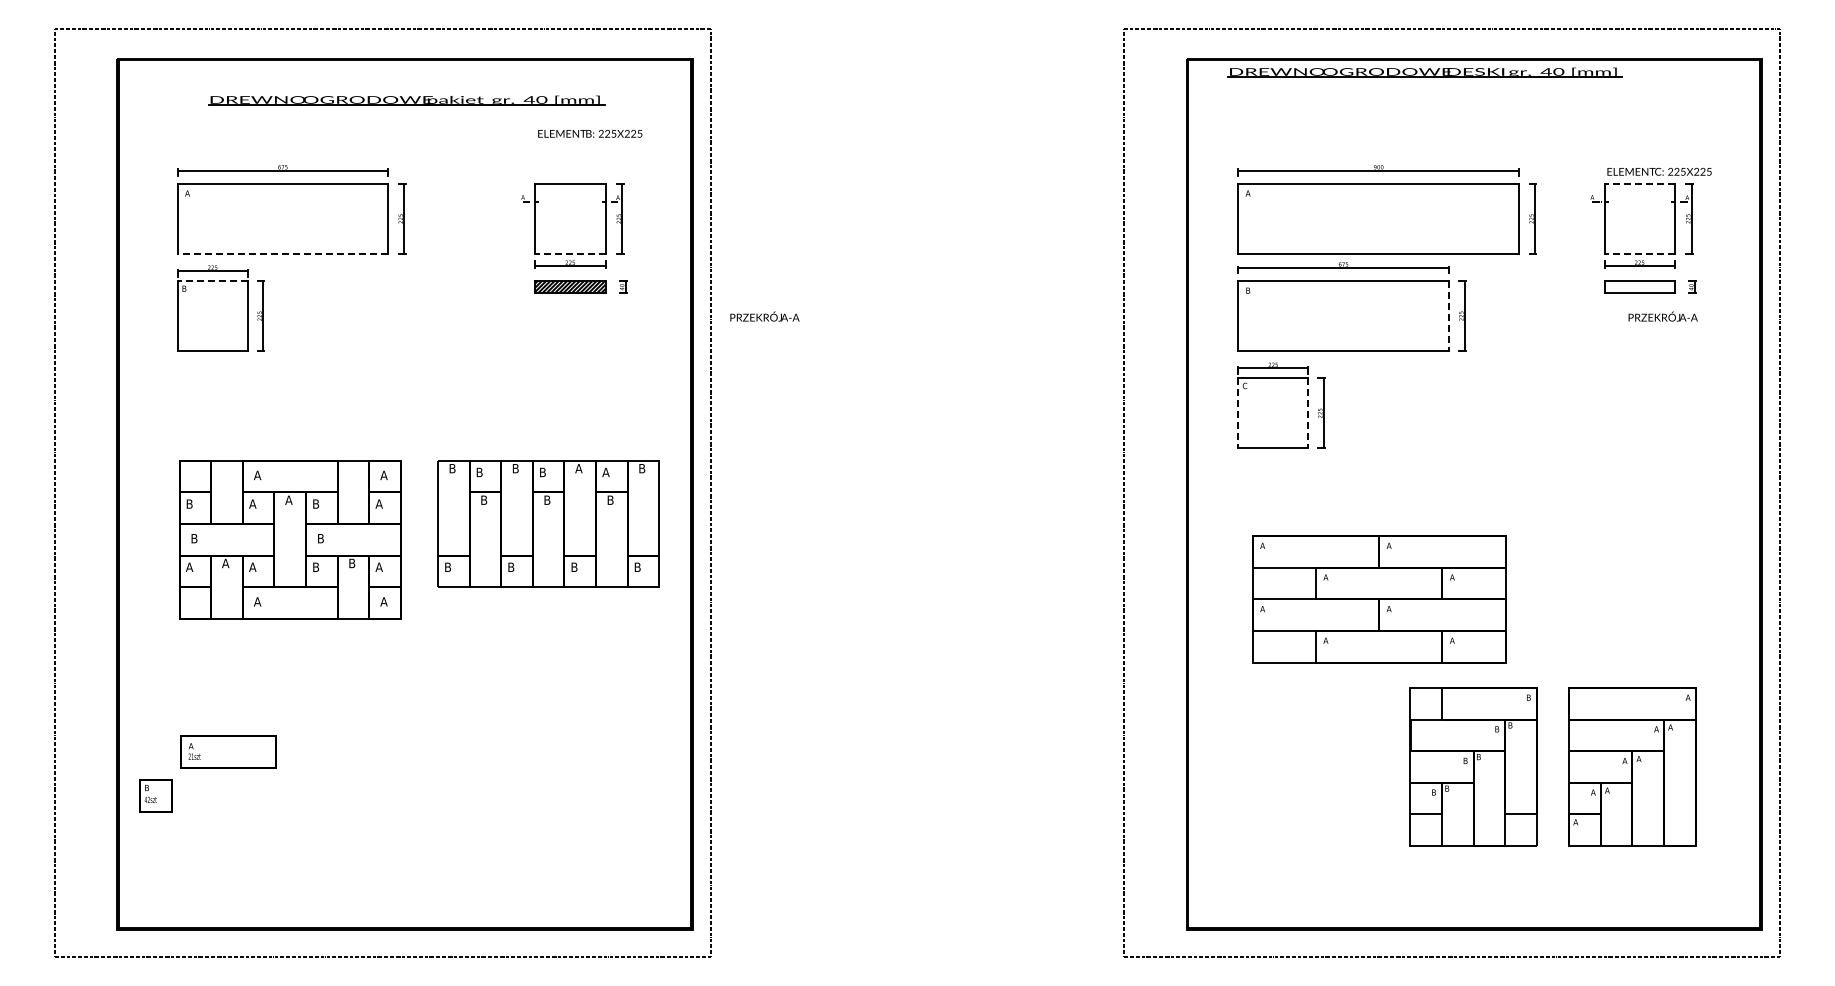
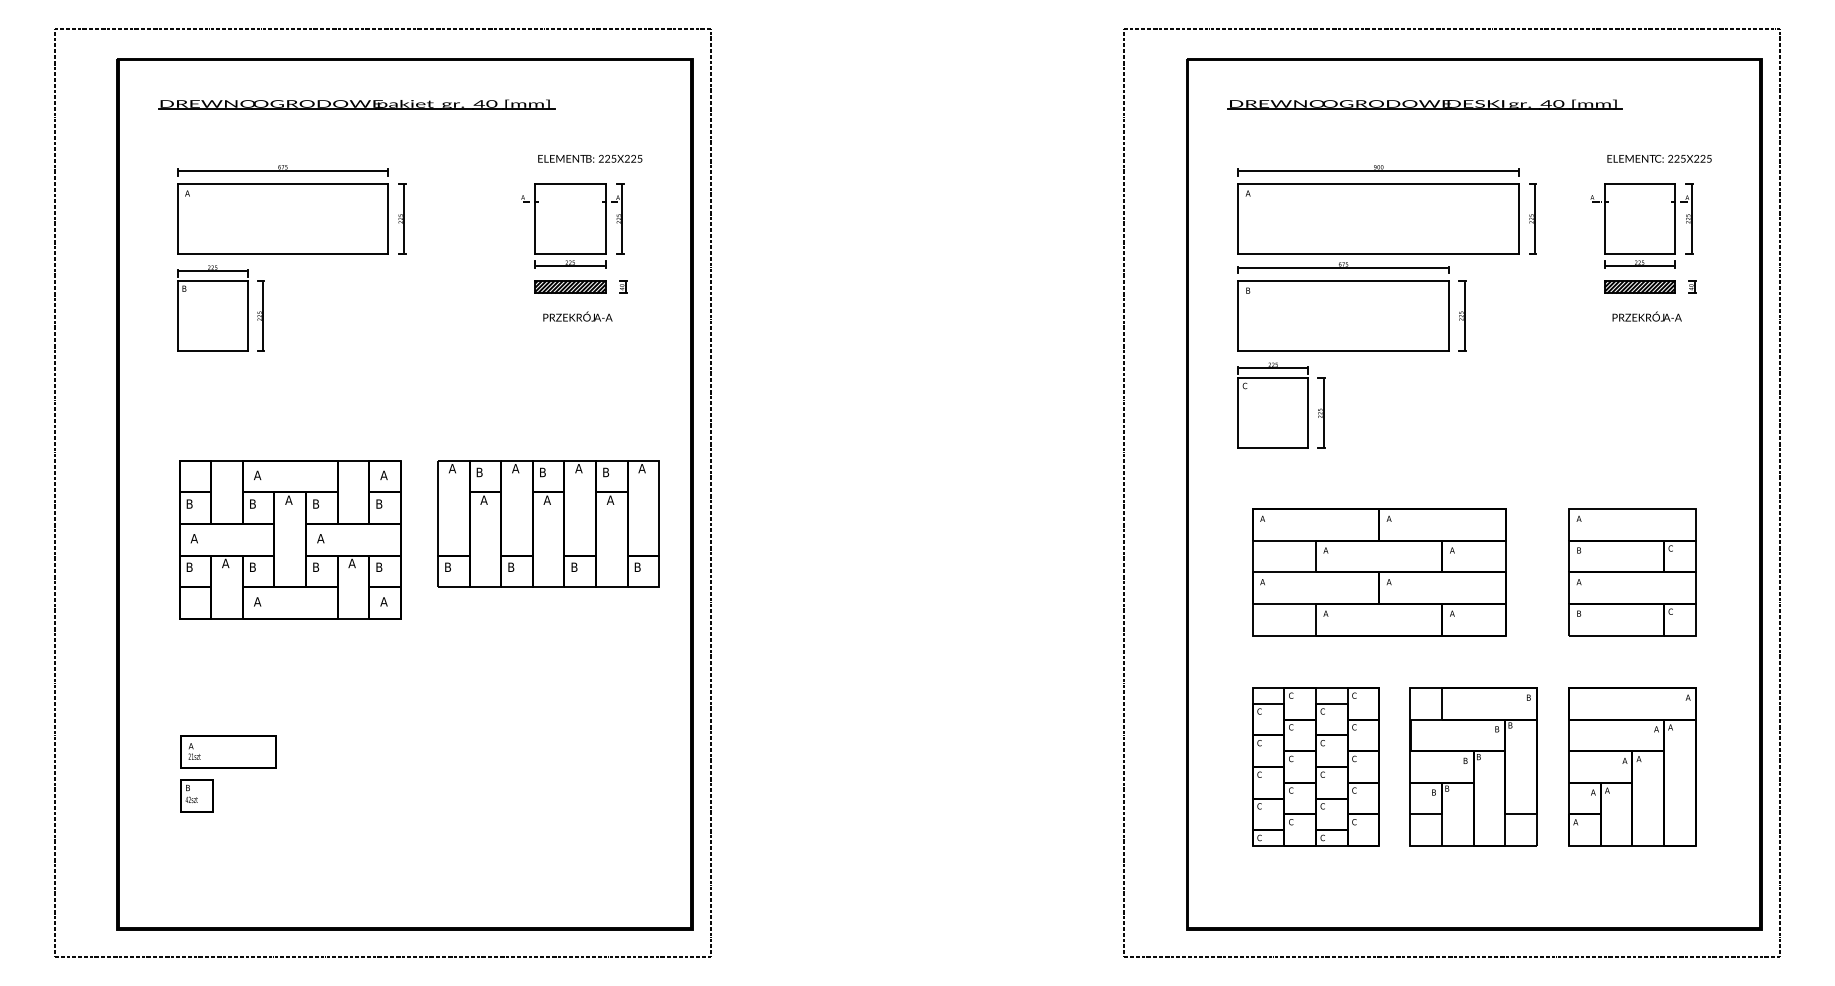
part position: (1424, 72) -> (1424, 104) (1424, 104)
part position: (406, 100) -> (356, 104) (356, 104)
text position: (590, 133) -> (590, 158) (590, 158)
text position: (1659, 171) -> (1659, 158) (1659, 158)
line: dashed -> solid (1639, 183)
line: dashed -> solid (282, 254)
line: dashed -> solid (569, 254)
line: dashed -> solid (1639, 254)
line: dashed -> solid (212, 280)
hatch: none -> present (1639, 286)
text position: (764, 316) -> (577, 316) (577, 316)
line: dashed -> solid (1448, 316)
text position: (1662, 316) -> (1646, 316) (1646, 316)
line: dashed -> solid (1238, 413)
line: dashed -> solid (1308, 413)
text: B -> A (451, 468)
text: B -> A (515, 468)
text: B -> A (641, 468)
text: A -> B (605, 472)
text: B -> A (483, 499)
text: B -> A (546, 499)
text: B -> A (610, 499)
text: A -> B (252, 503)
text: A -> B (378, 503)
text: B -> A (193, 538)
text: B -> A (320, 538)
text: B -> A (351, 563)
text: A -> B (189, 566)
text: A -> B (252, 566)
text: A -> B (378, 566)
part: none -> present (1632, 572)
part position: (1379, 599) -> (1379, 572) (1379, 572)
part: none -> present (1315, 766)
part position: (155, 795) -> (196, 795) (196, 795)
